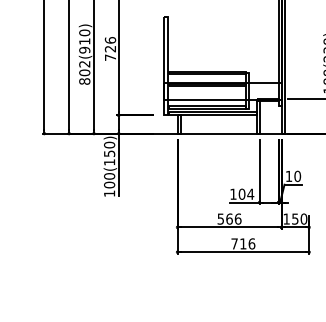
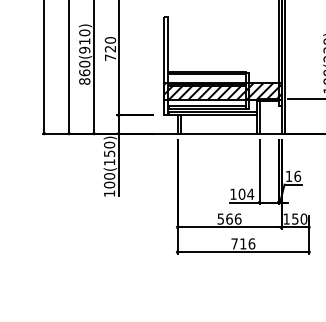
text: 726 -> 720 (109, 40)
text: 802(910) -> 860(910) (84, 67)
hatch: none -> present (222, 91)
text: 10 -> 16 (297, 175)
